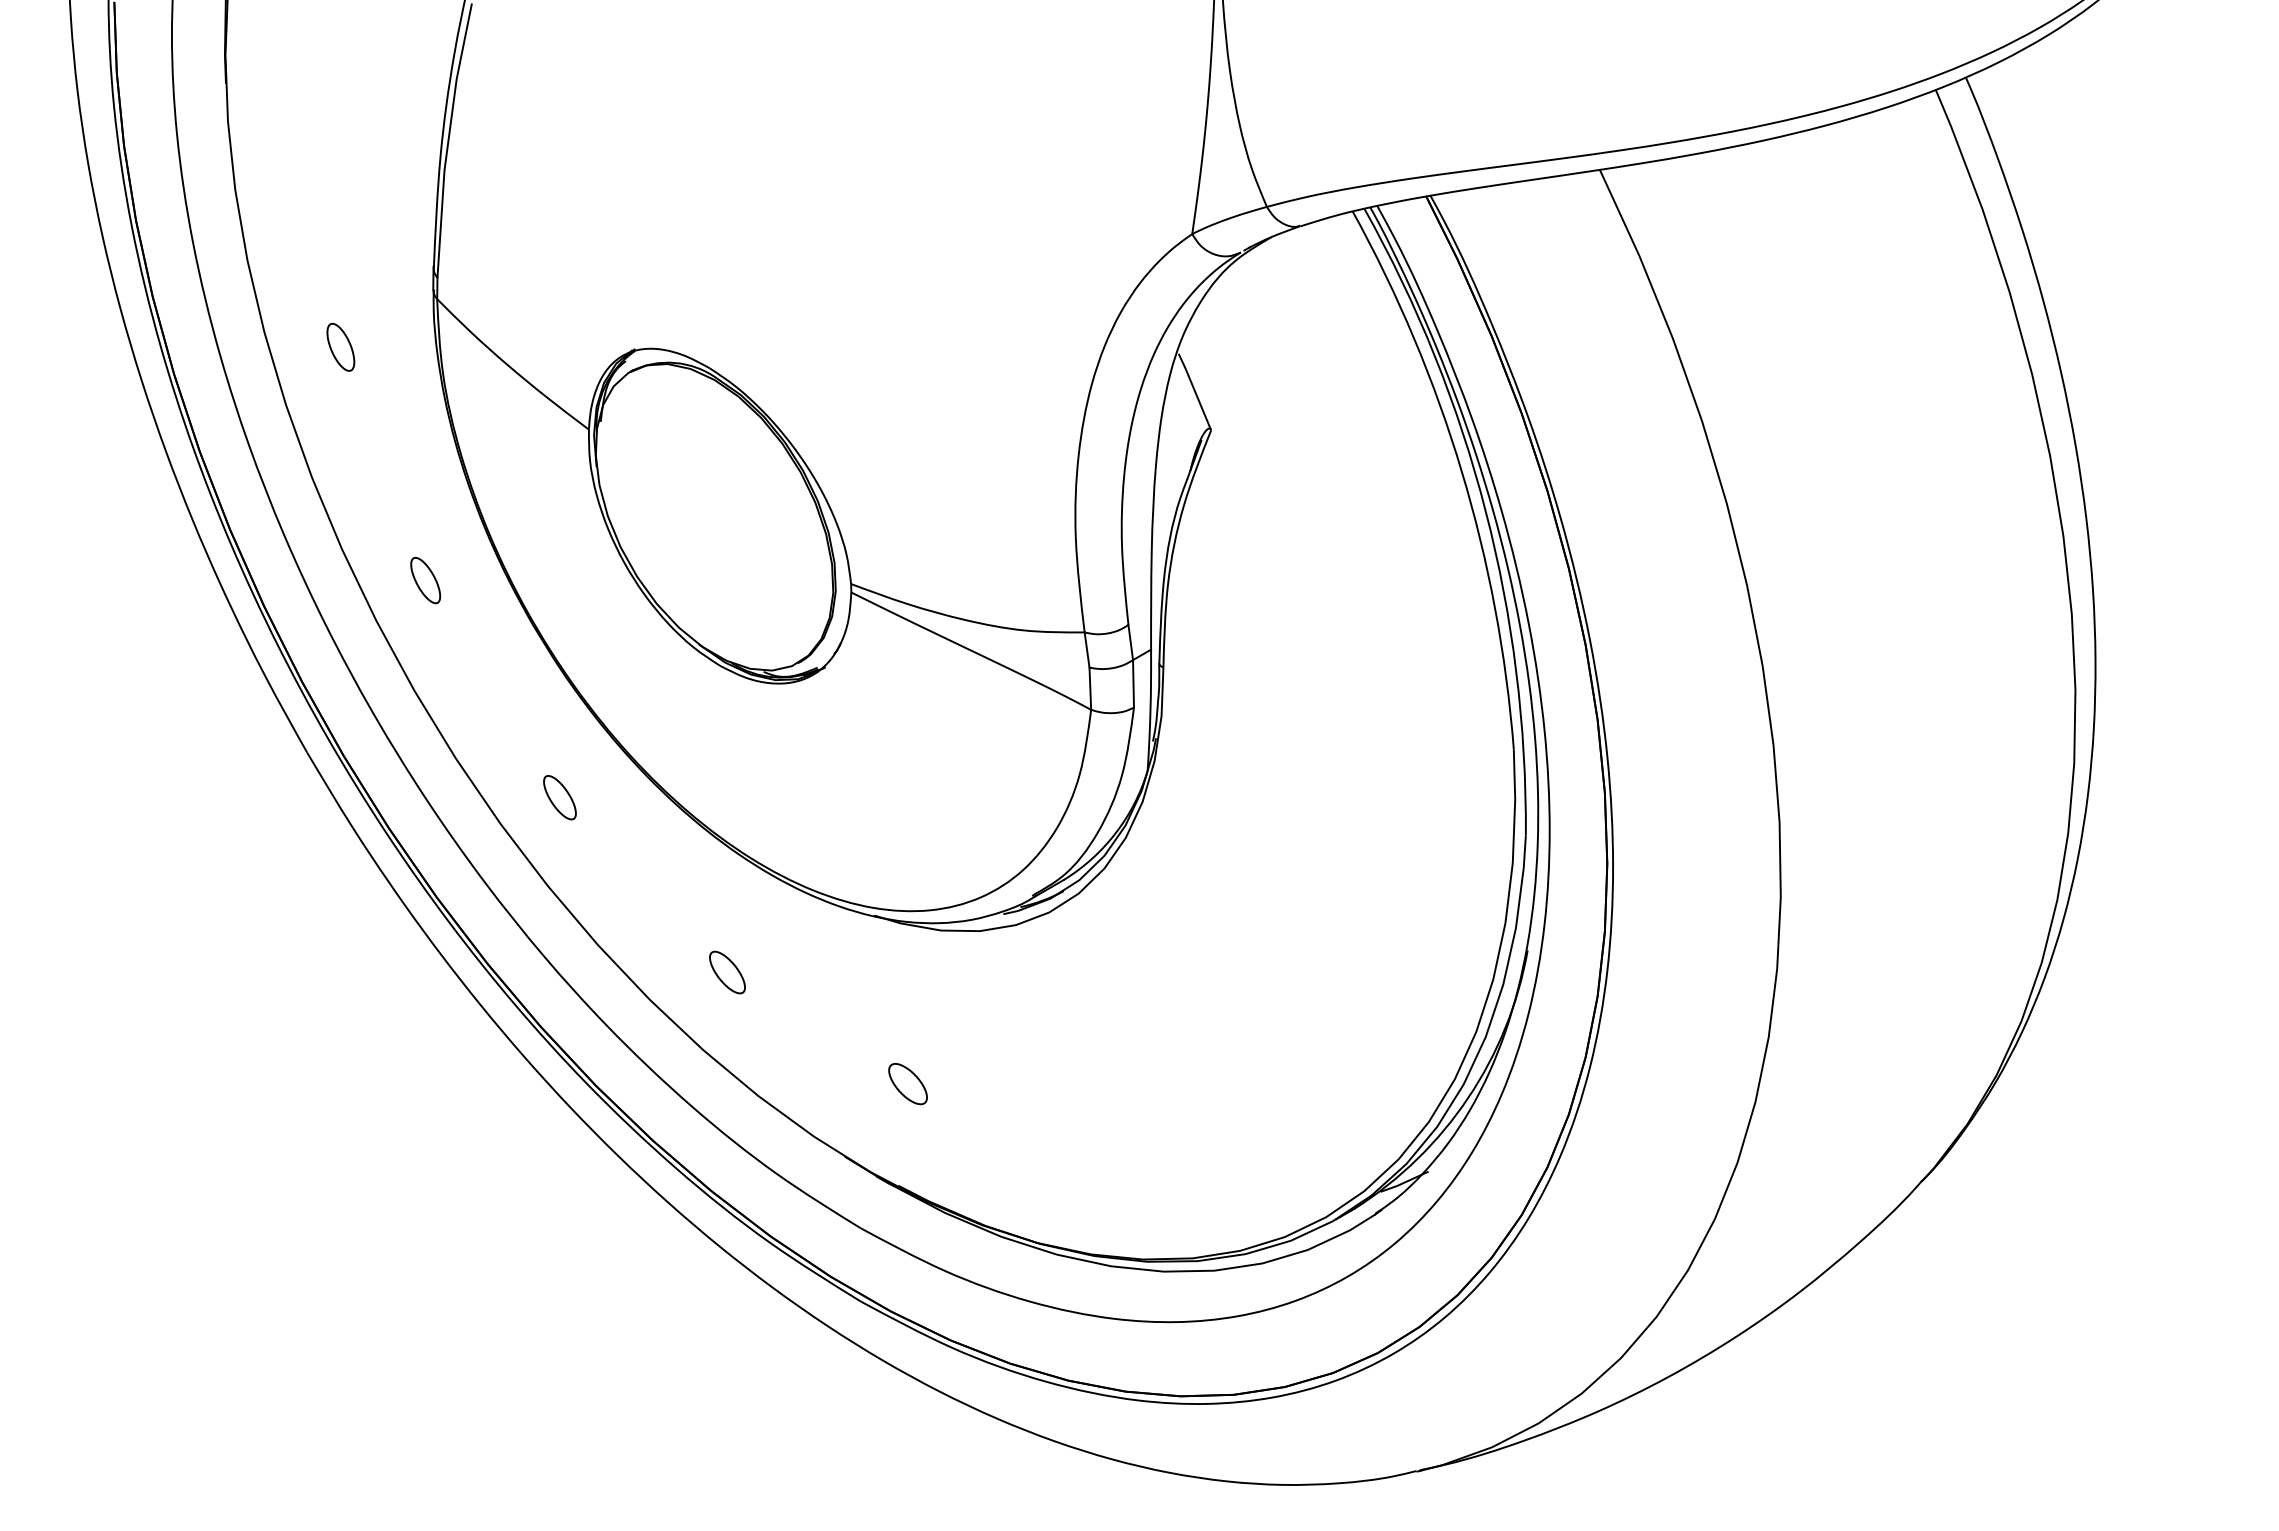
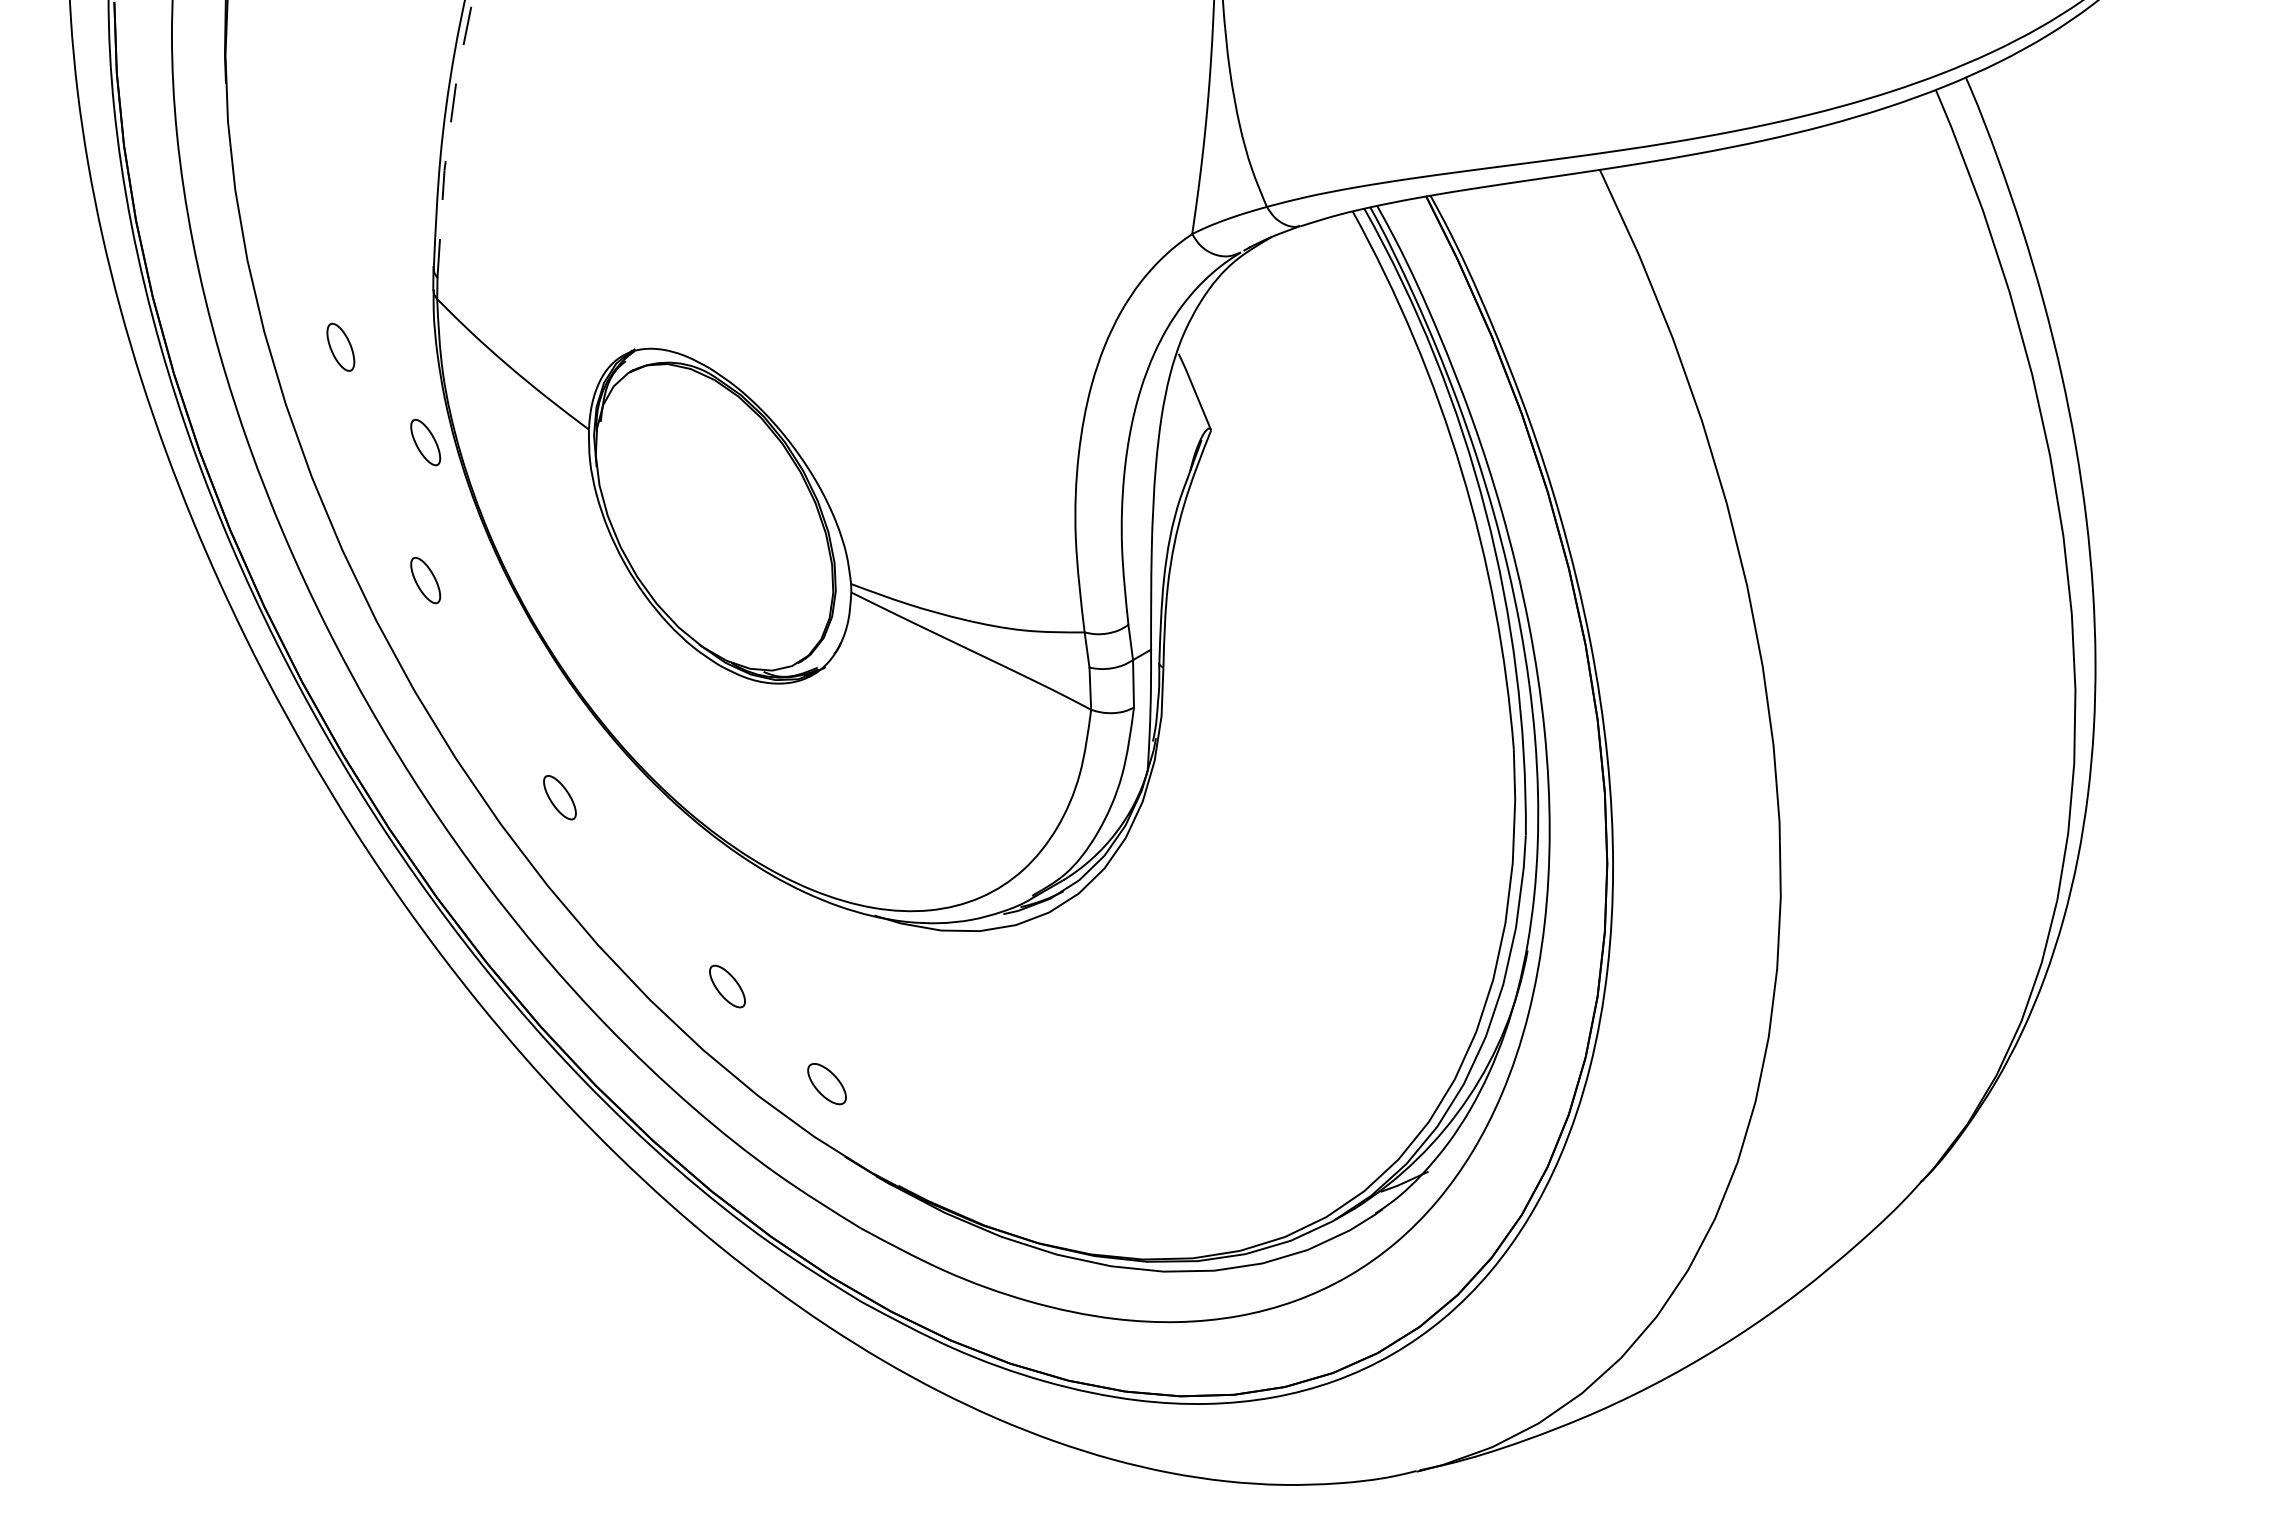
line: solid -> dashed (448, 139)
part: none -> present (425, 442)
part position: (727, 972) -> (727, 986) (727, 986)
part position: (907, 1084) -> (826, 1084) (826, 1084)
